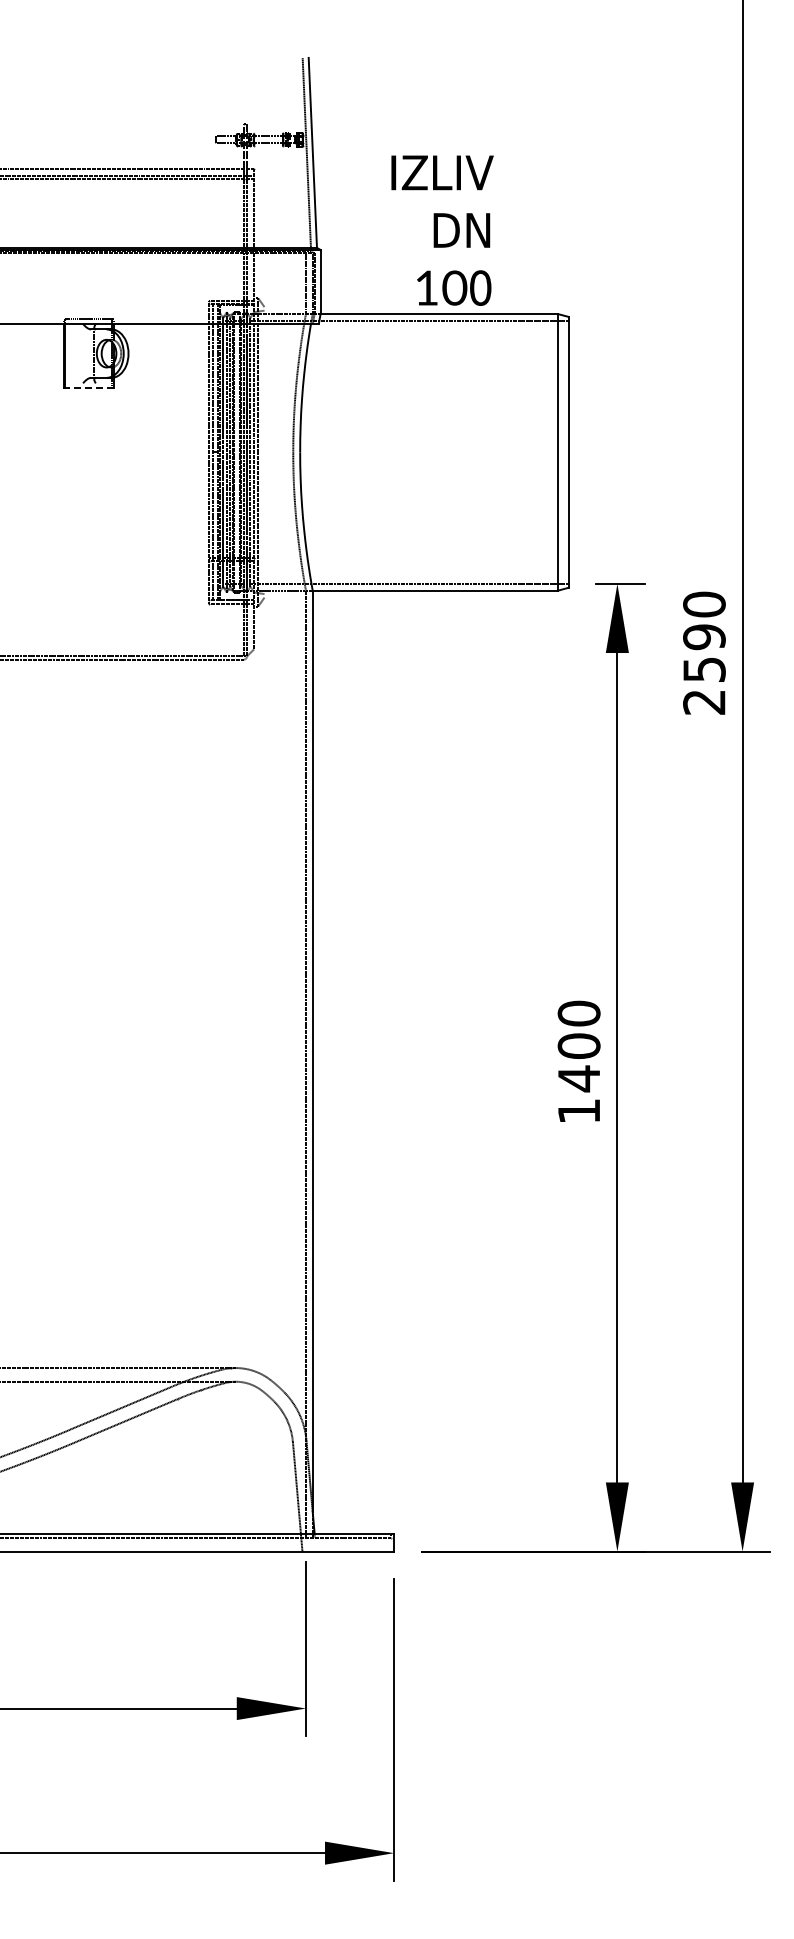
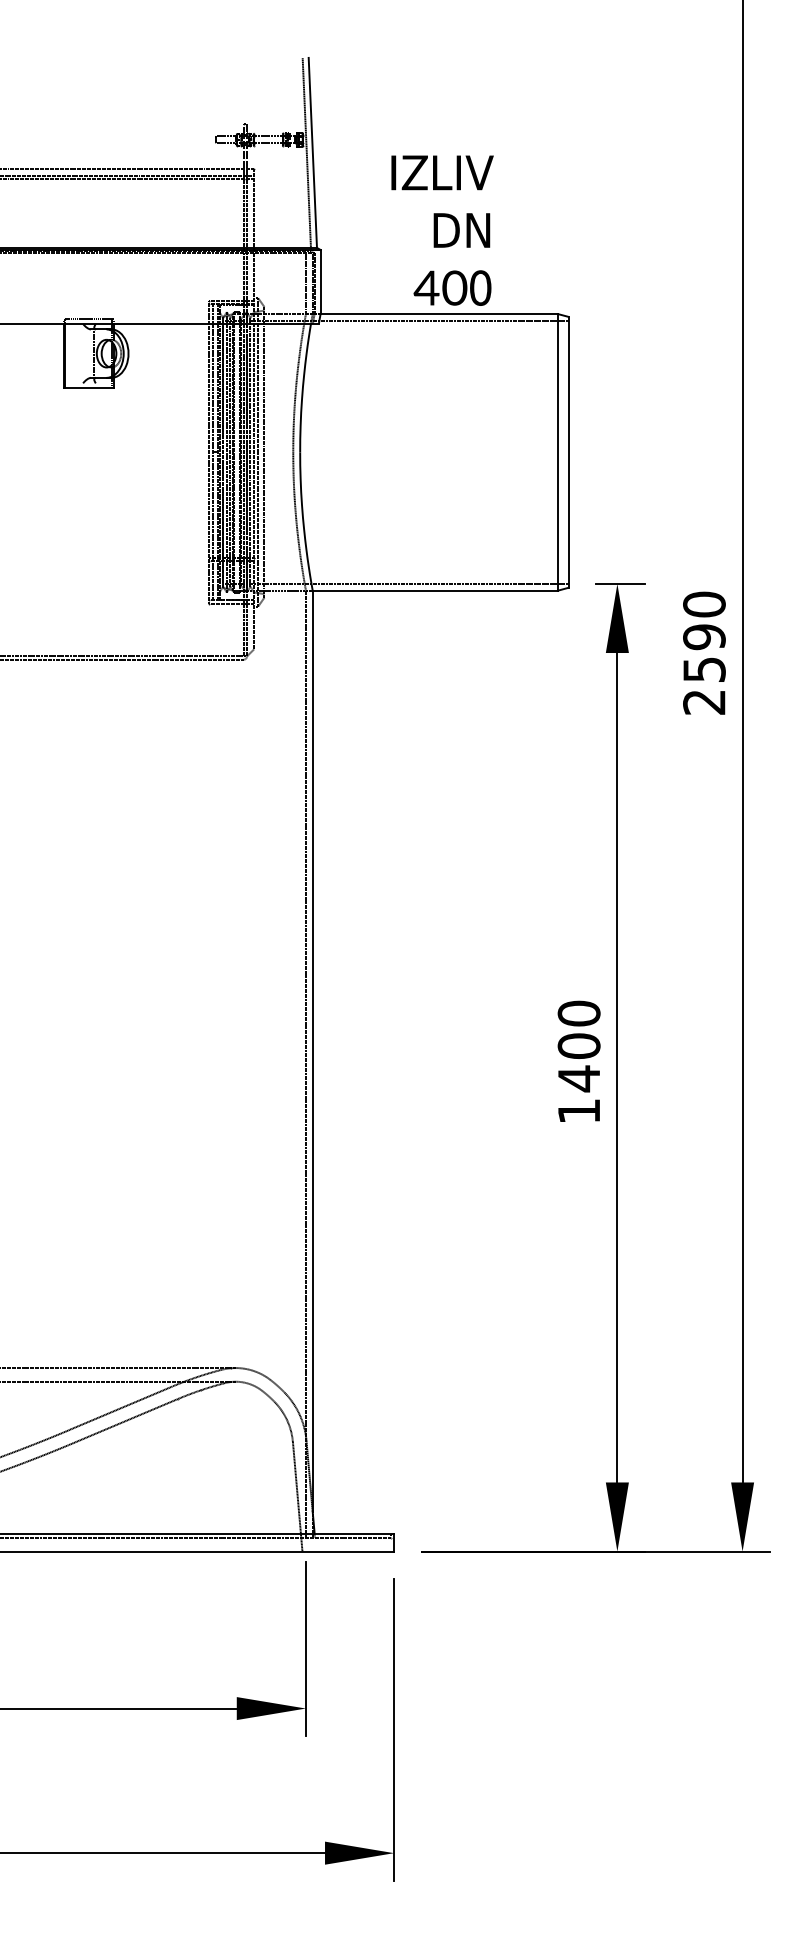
text: 10 -> 40 (426, 287)
line: dashed -> solid (89, 388)
line: none -> present (264, 452)
